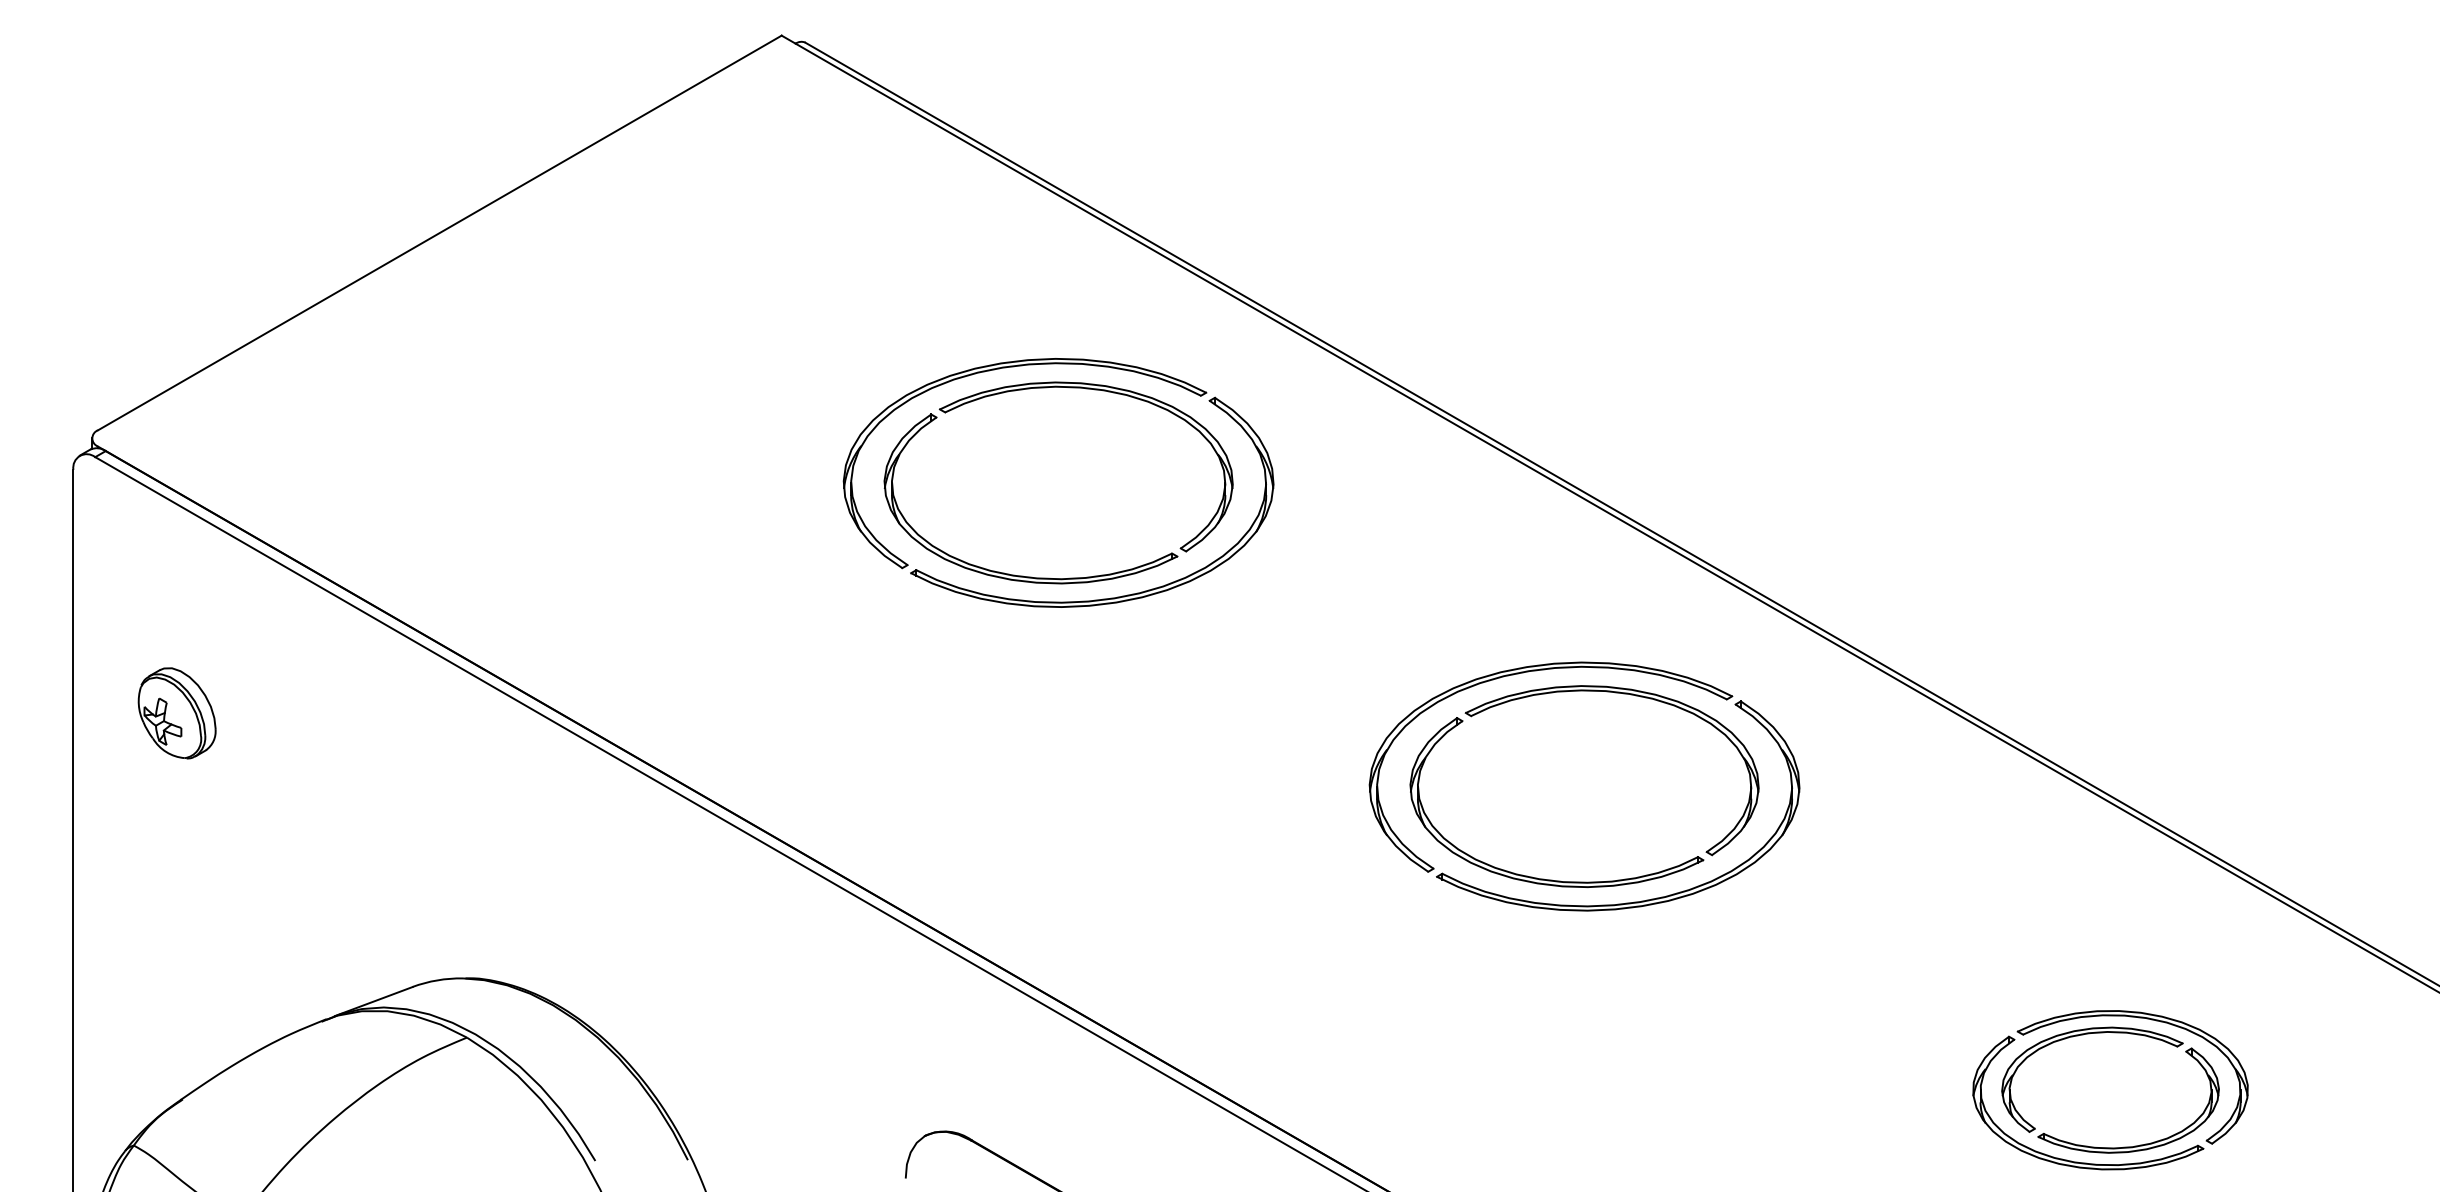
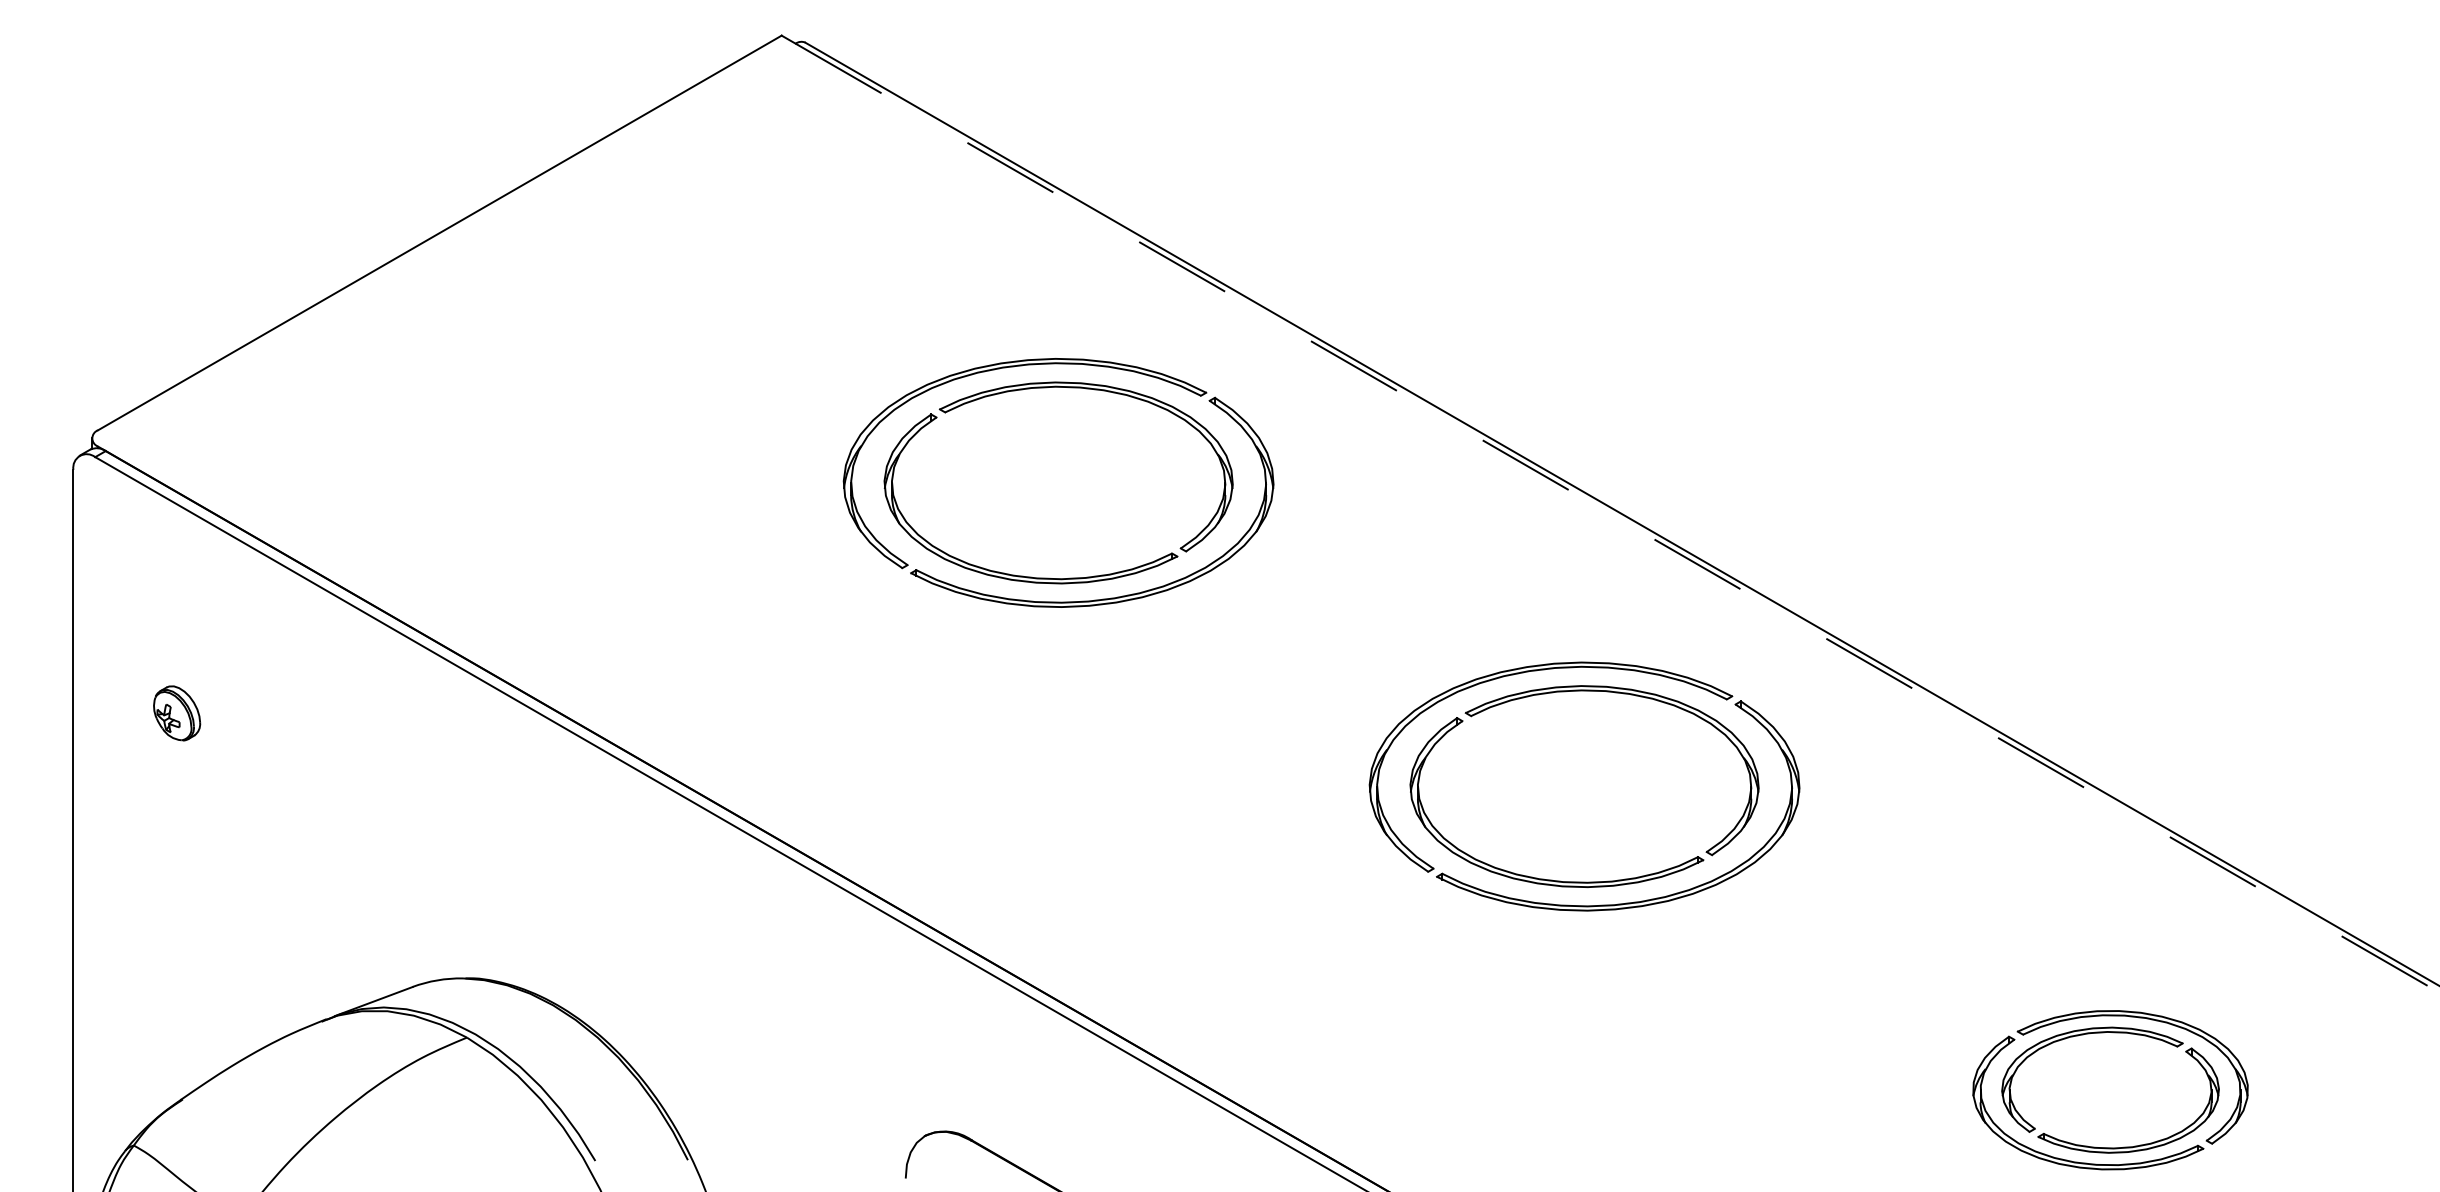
line: solid -> dashed (1617, 518)
part size: 80x93 px -> 49x57 px (177, 713)
